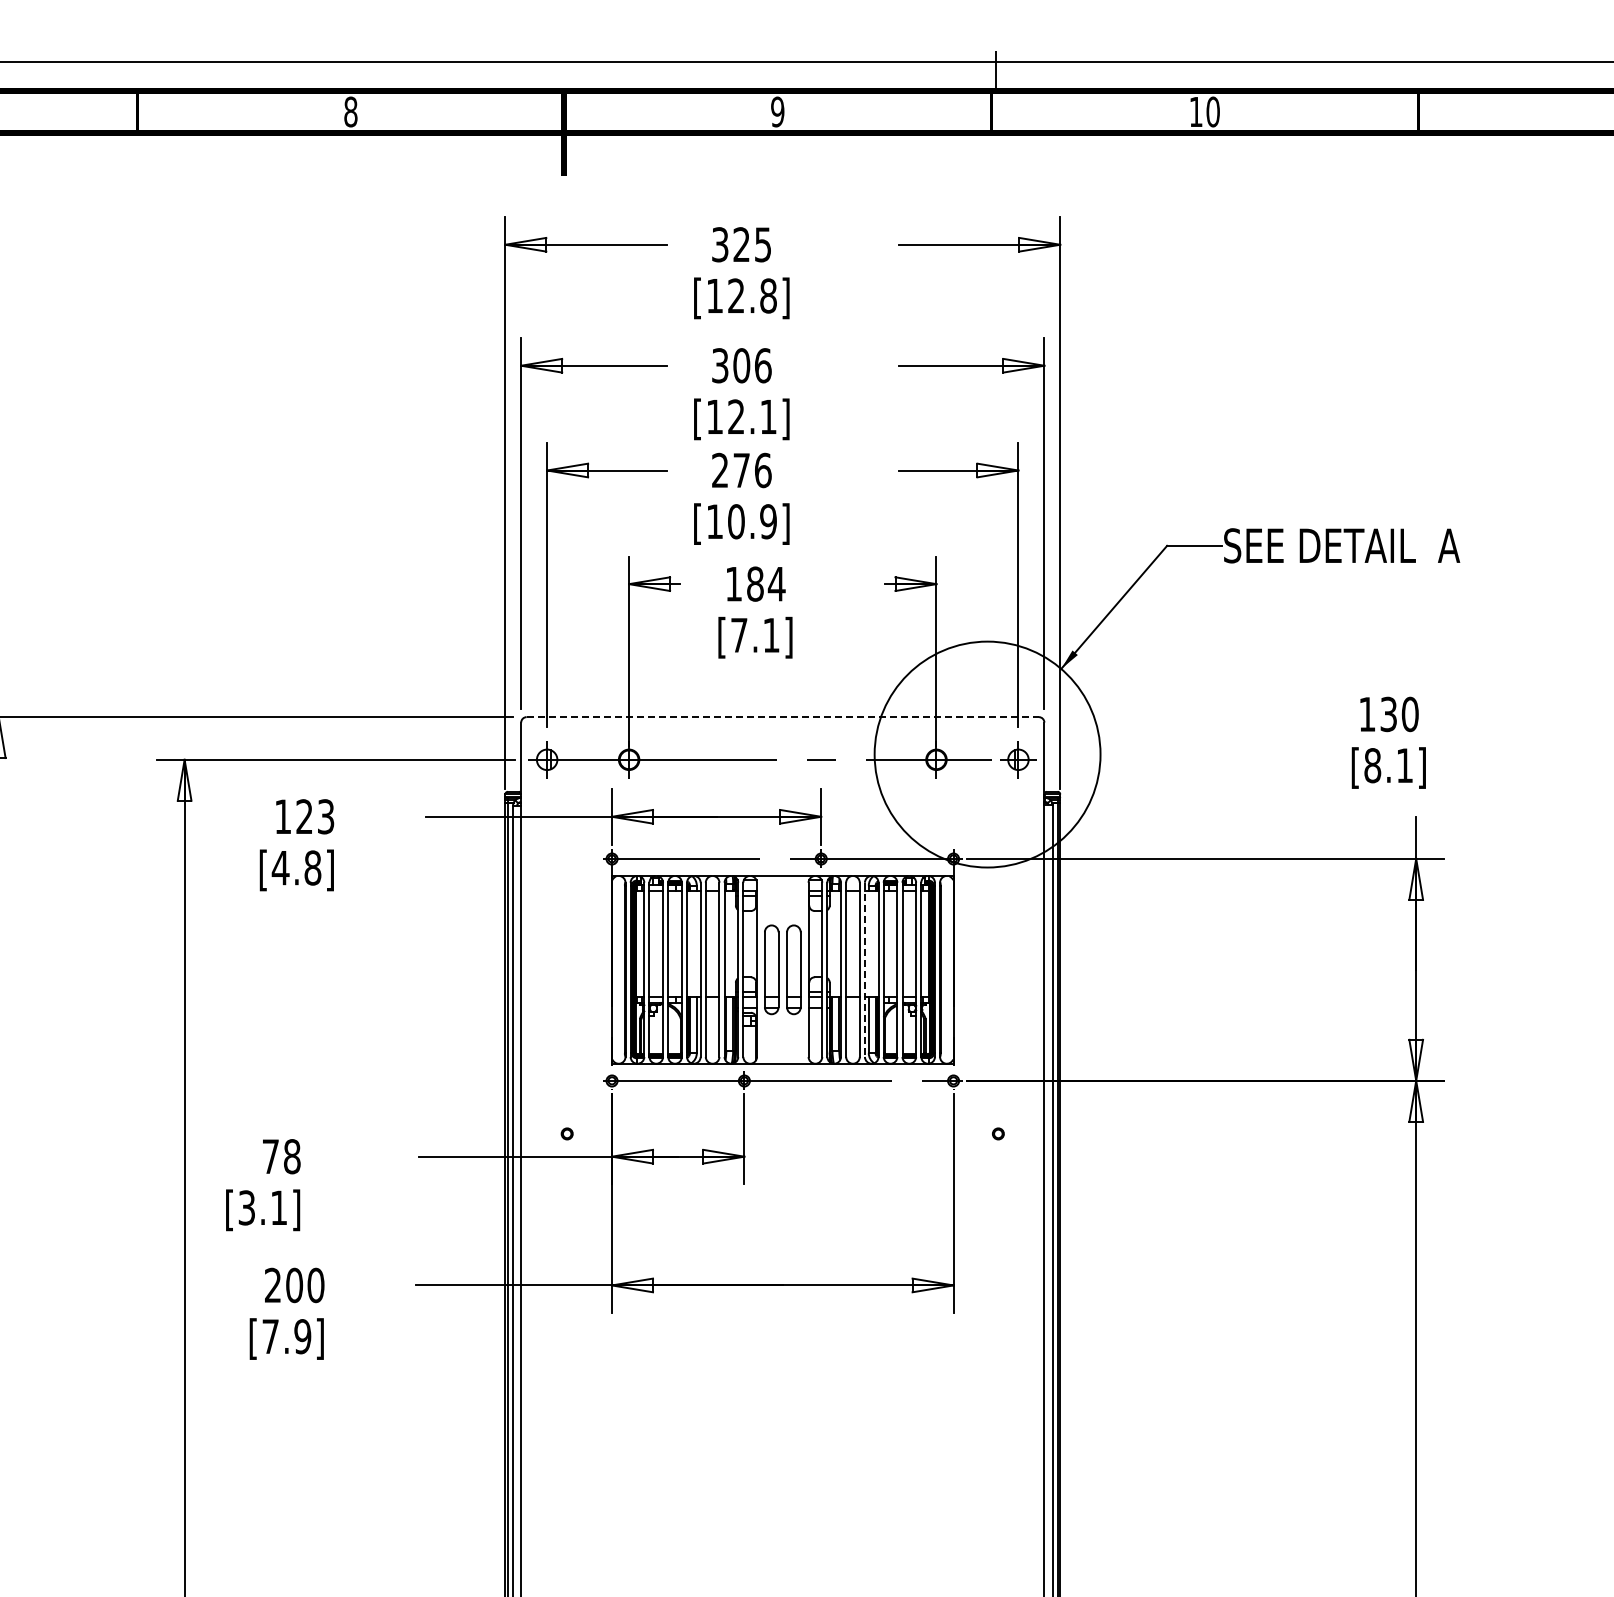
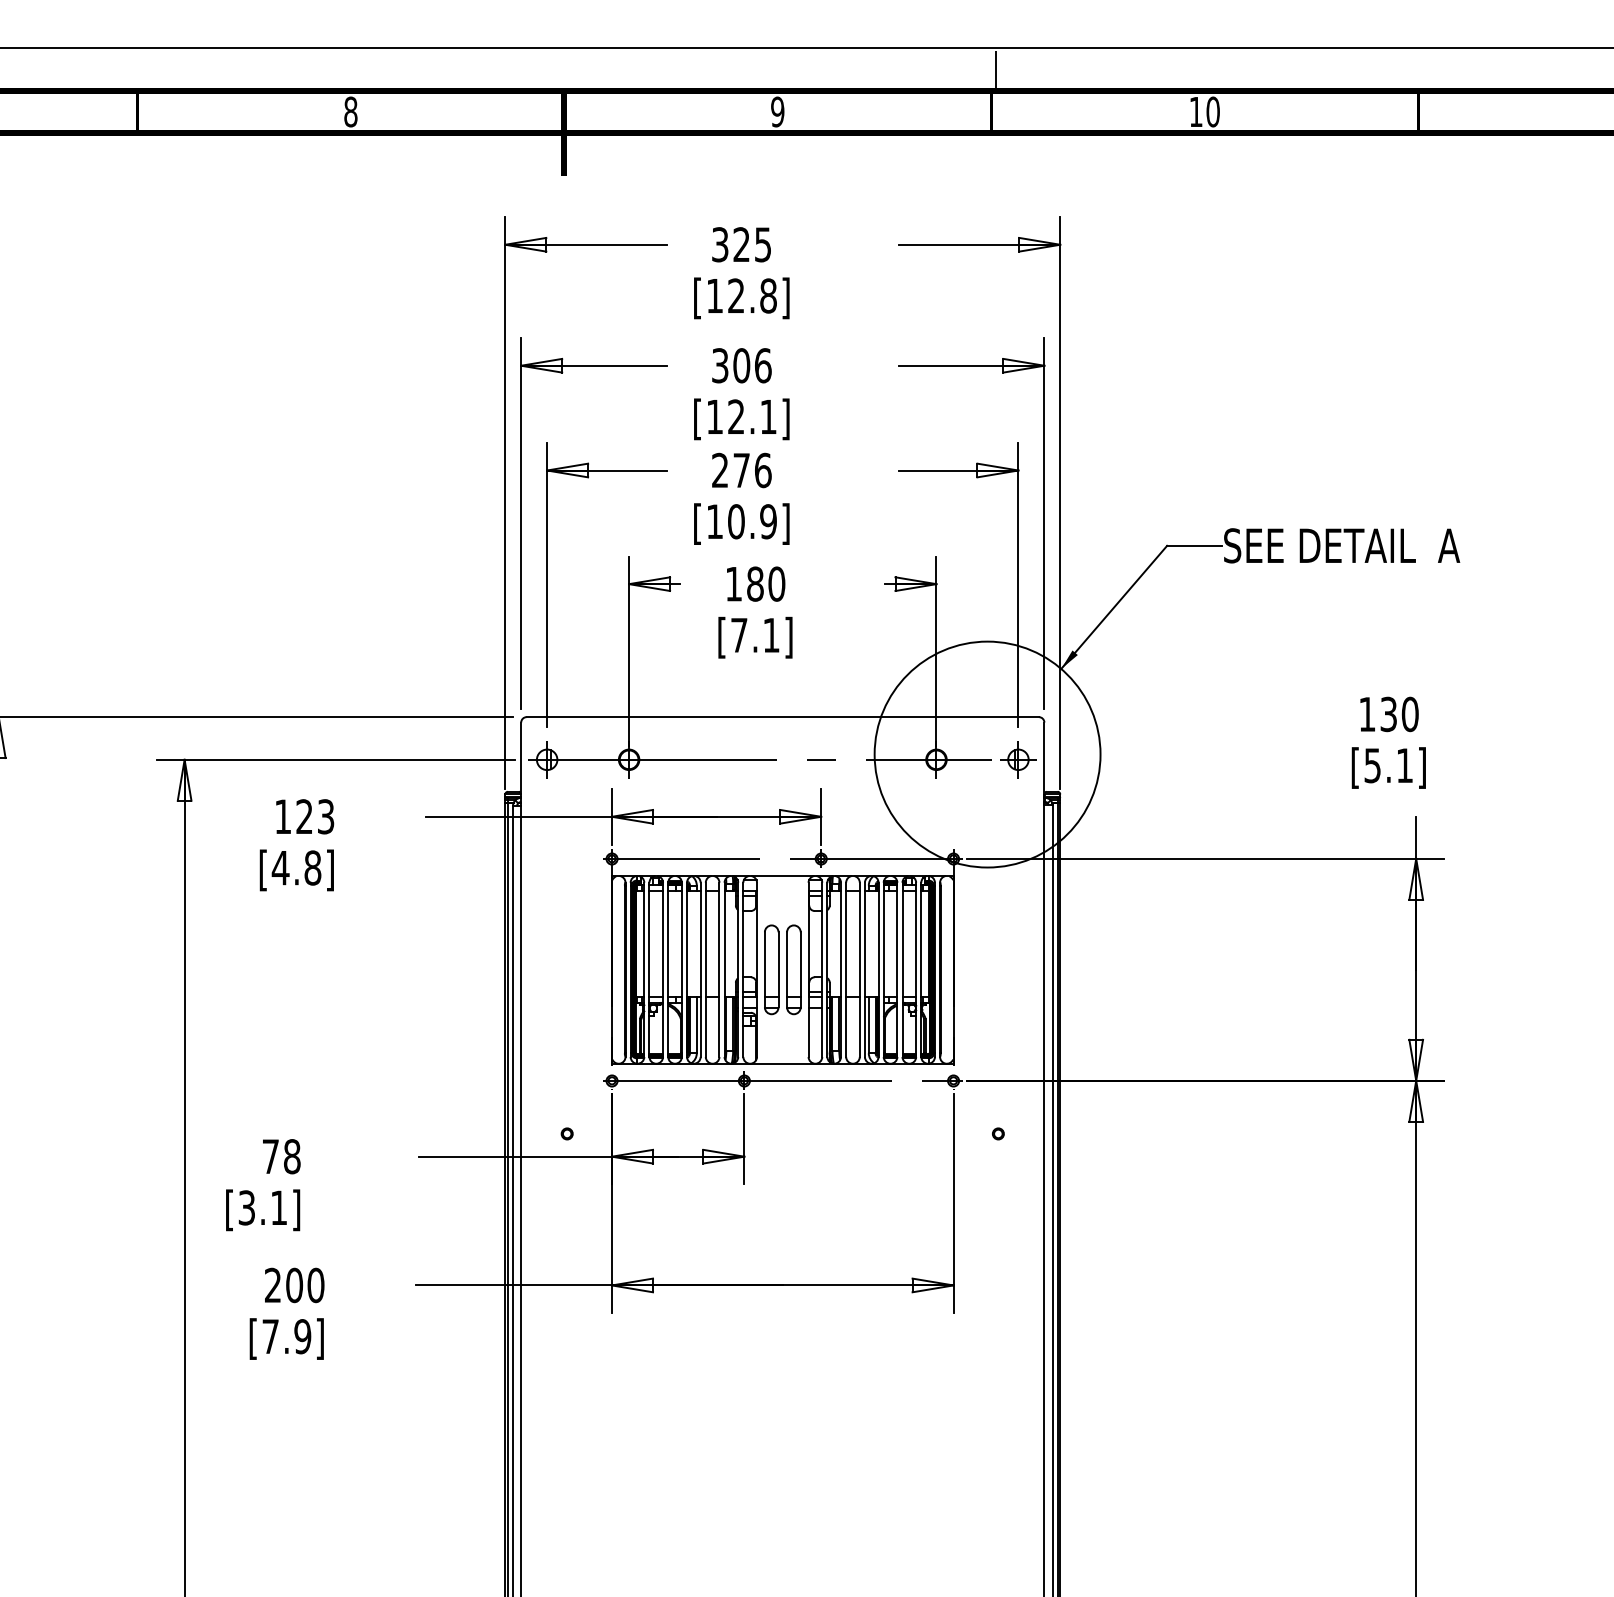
line position: (806, 61) -> (806, 47) (806, 47)
text: 184 -> 180 (776, 583)
line: dashed -> solid (783, 717)
text: [8.1] -> [5.1] (1372, 765)
line: dashed -> solid (864, 970)
